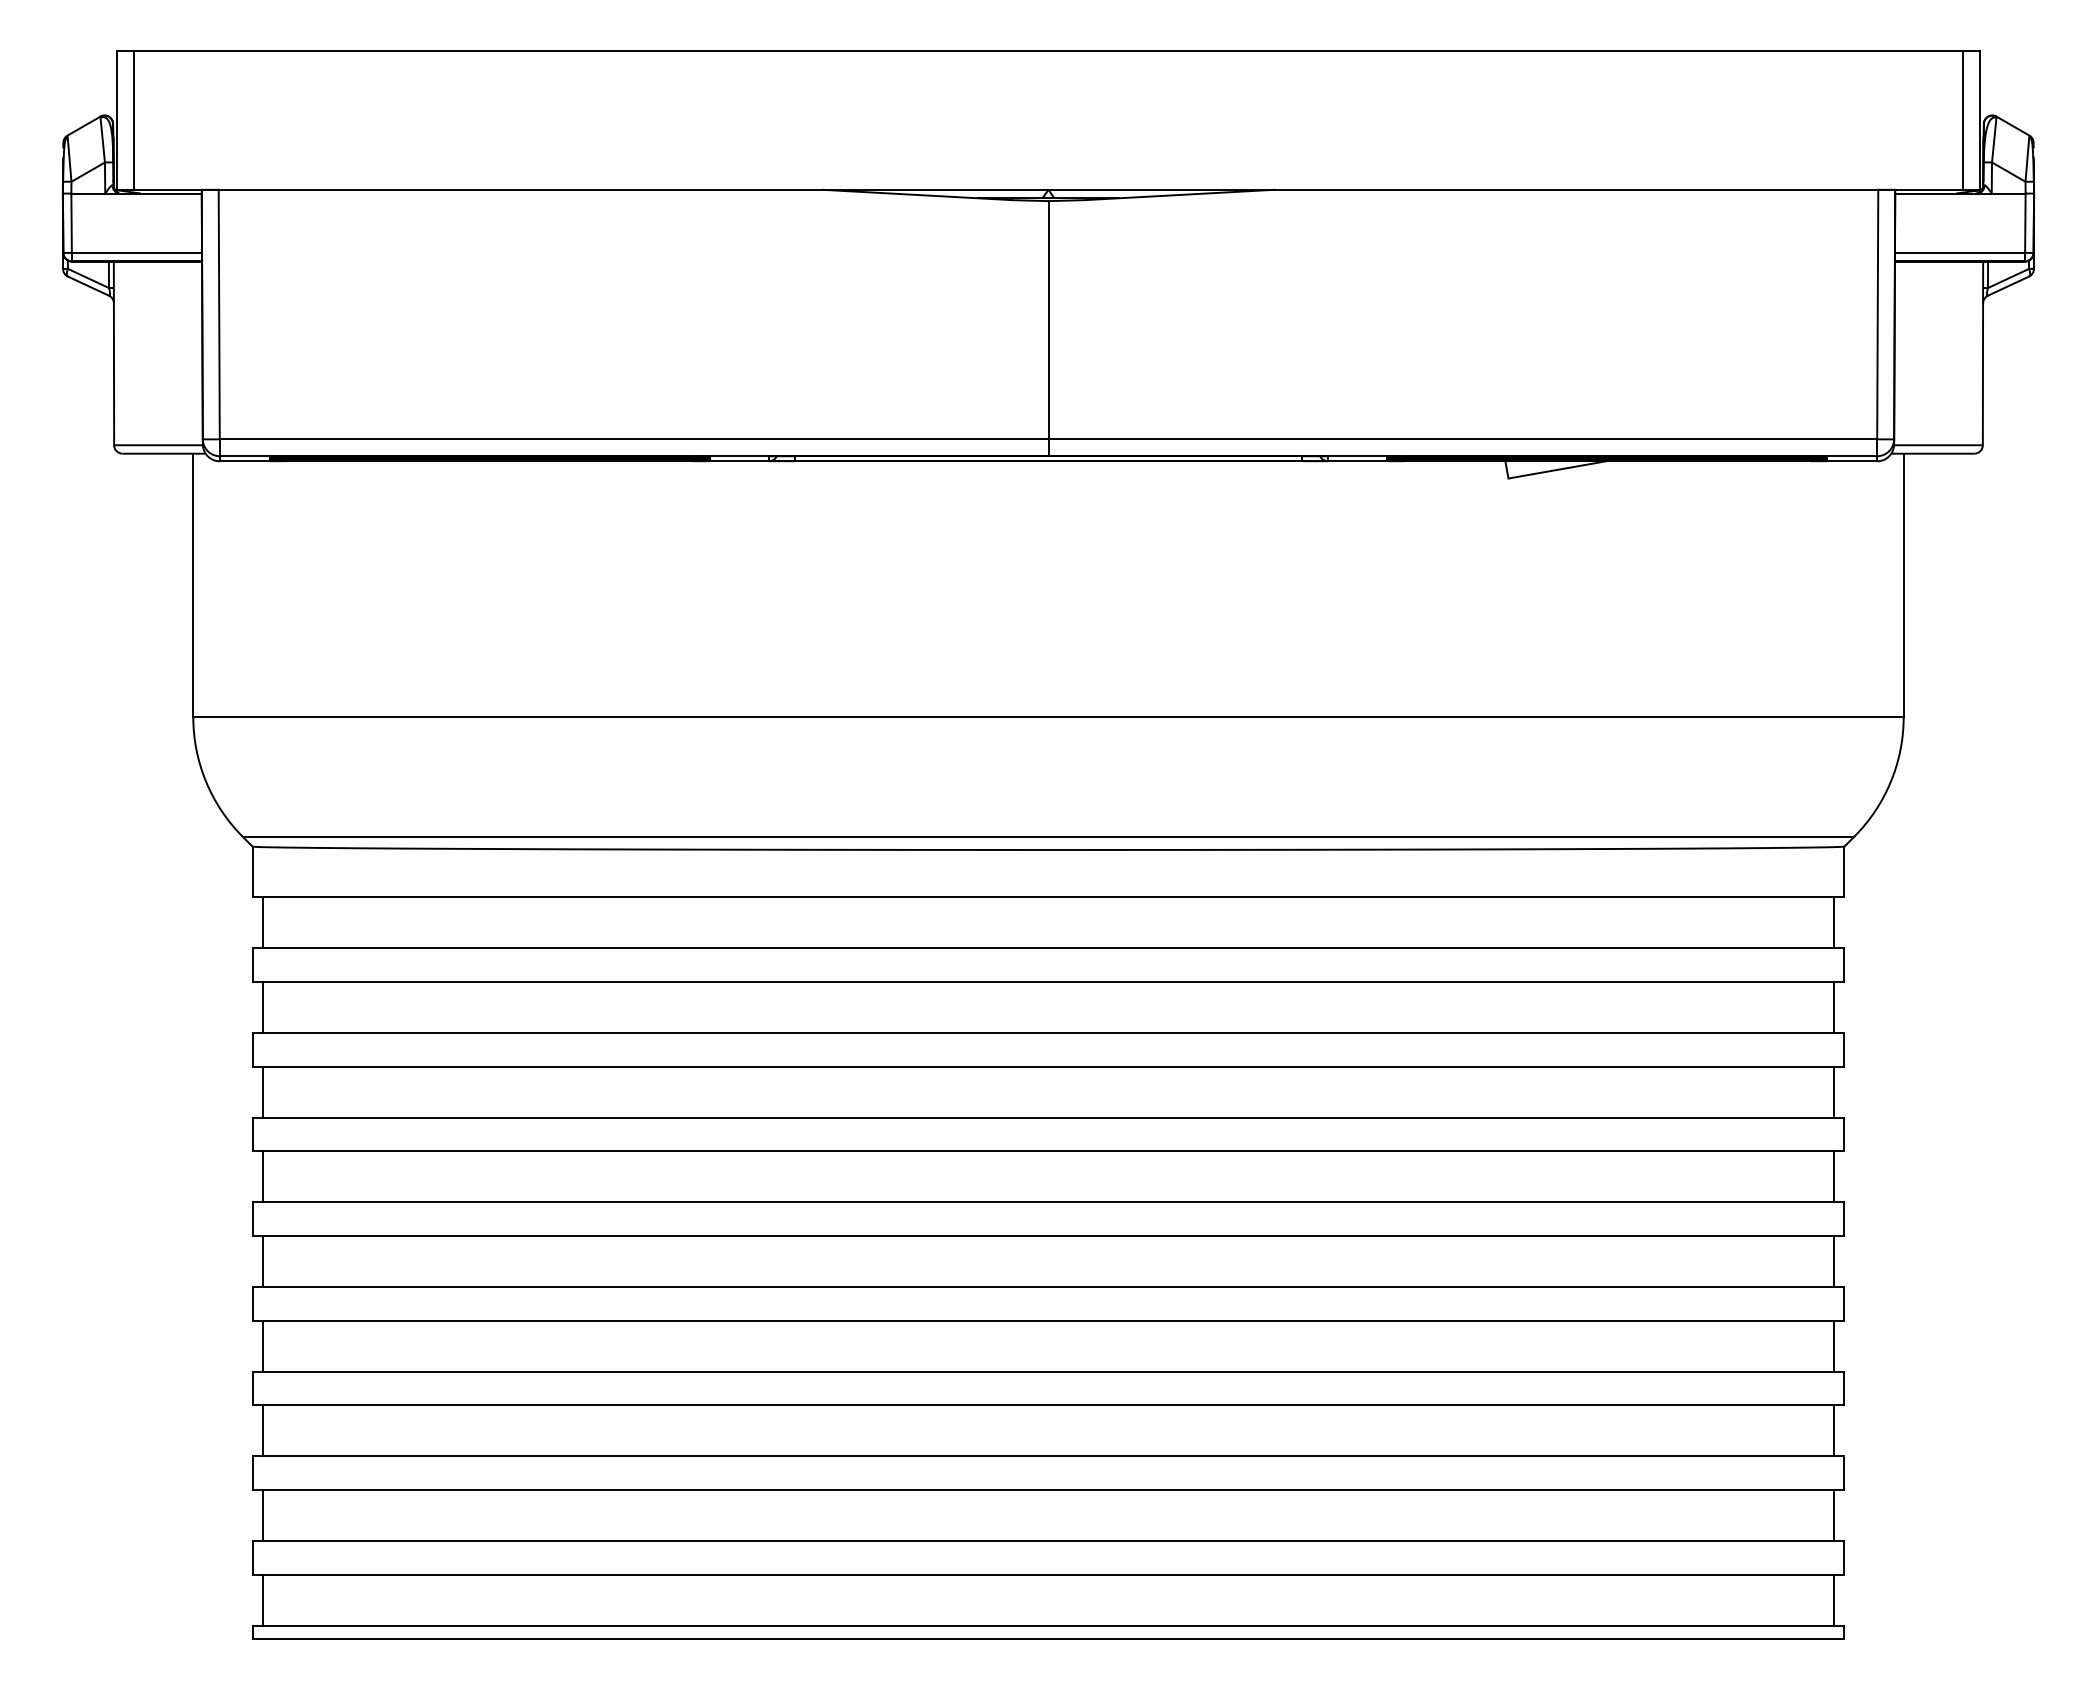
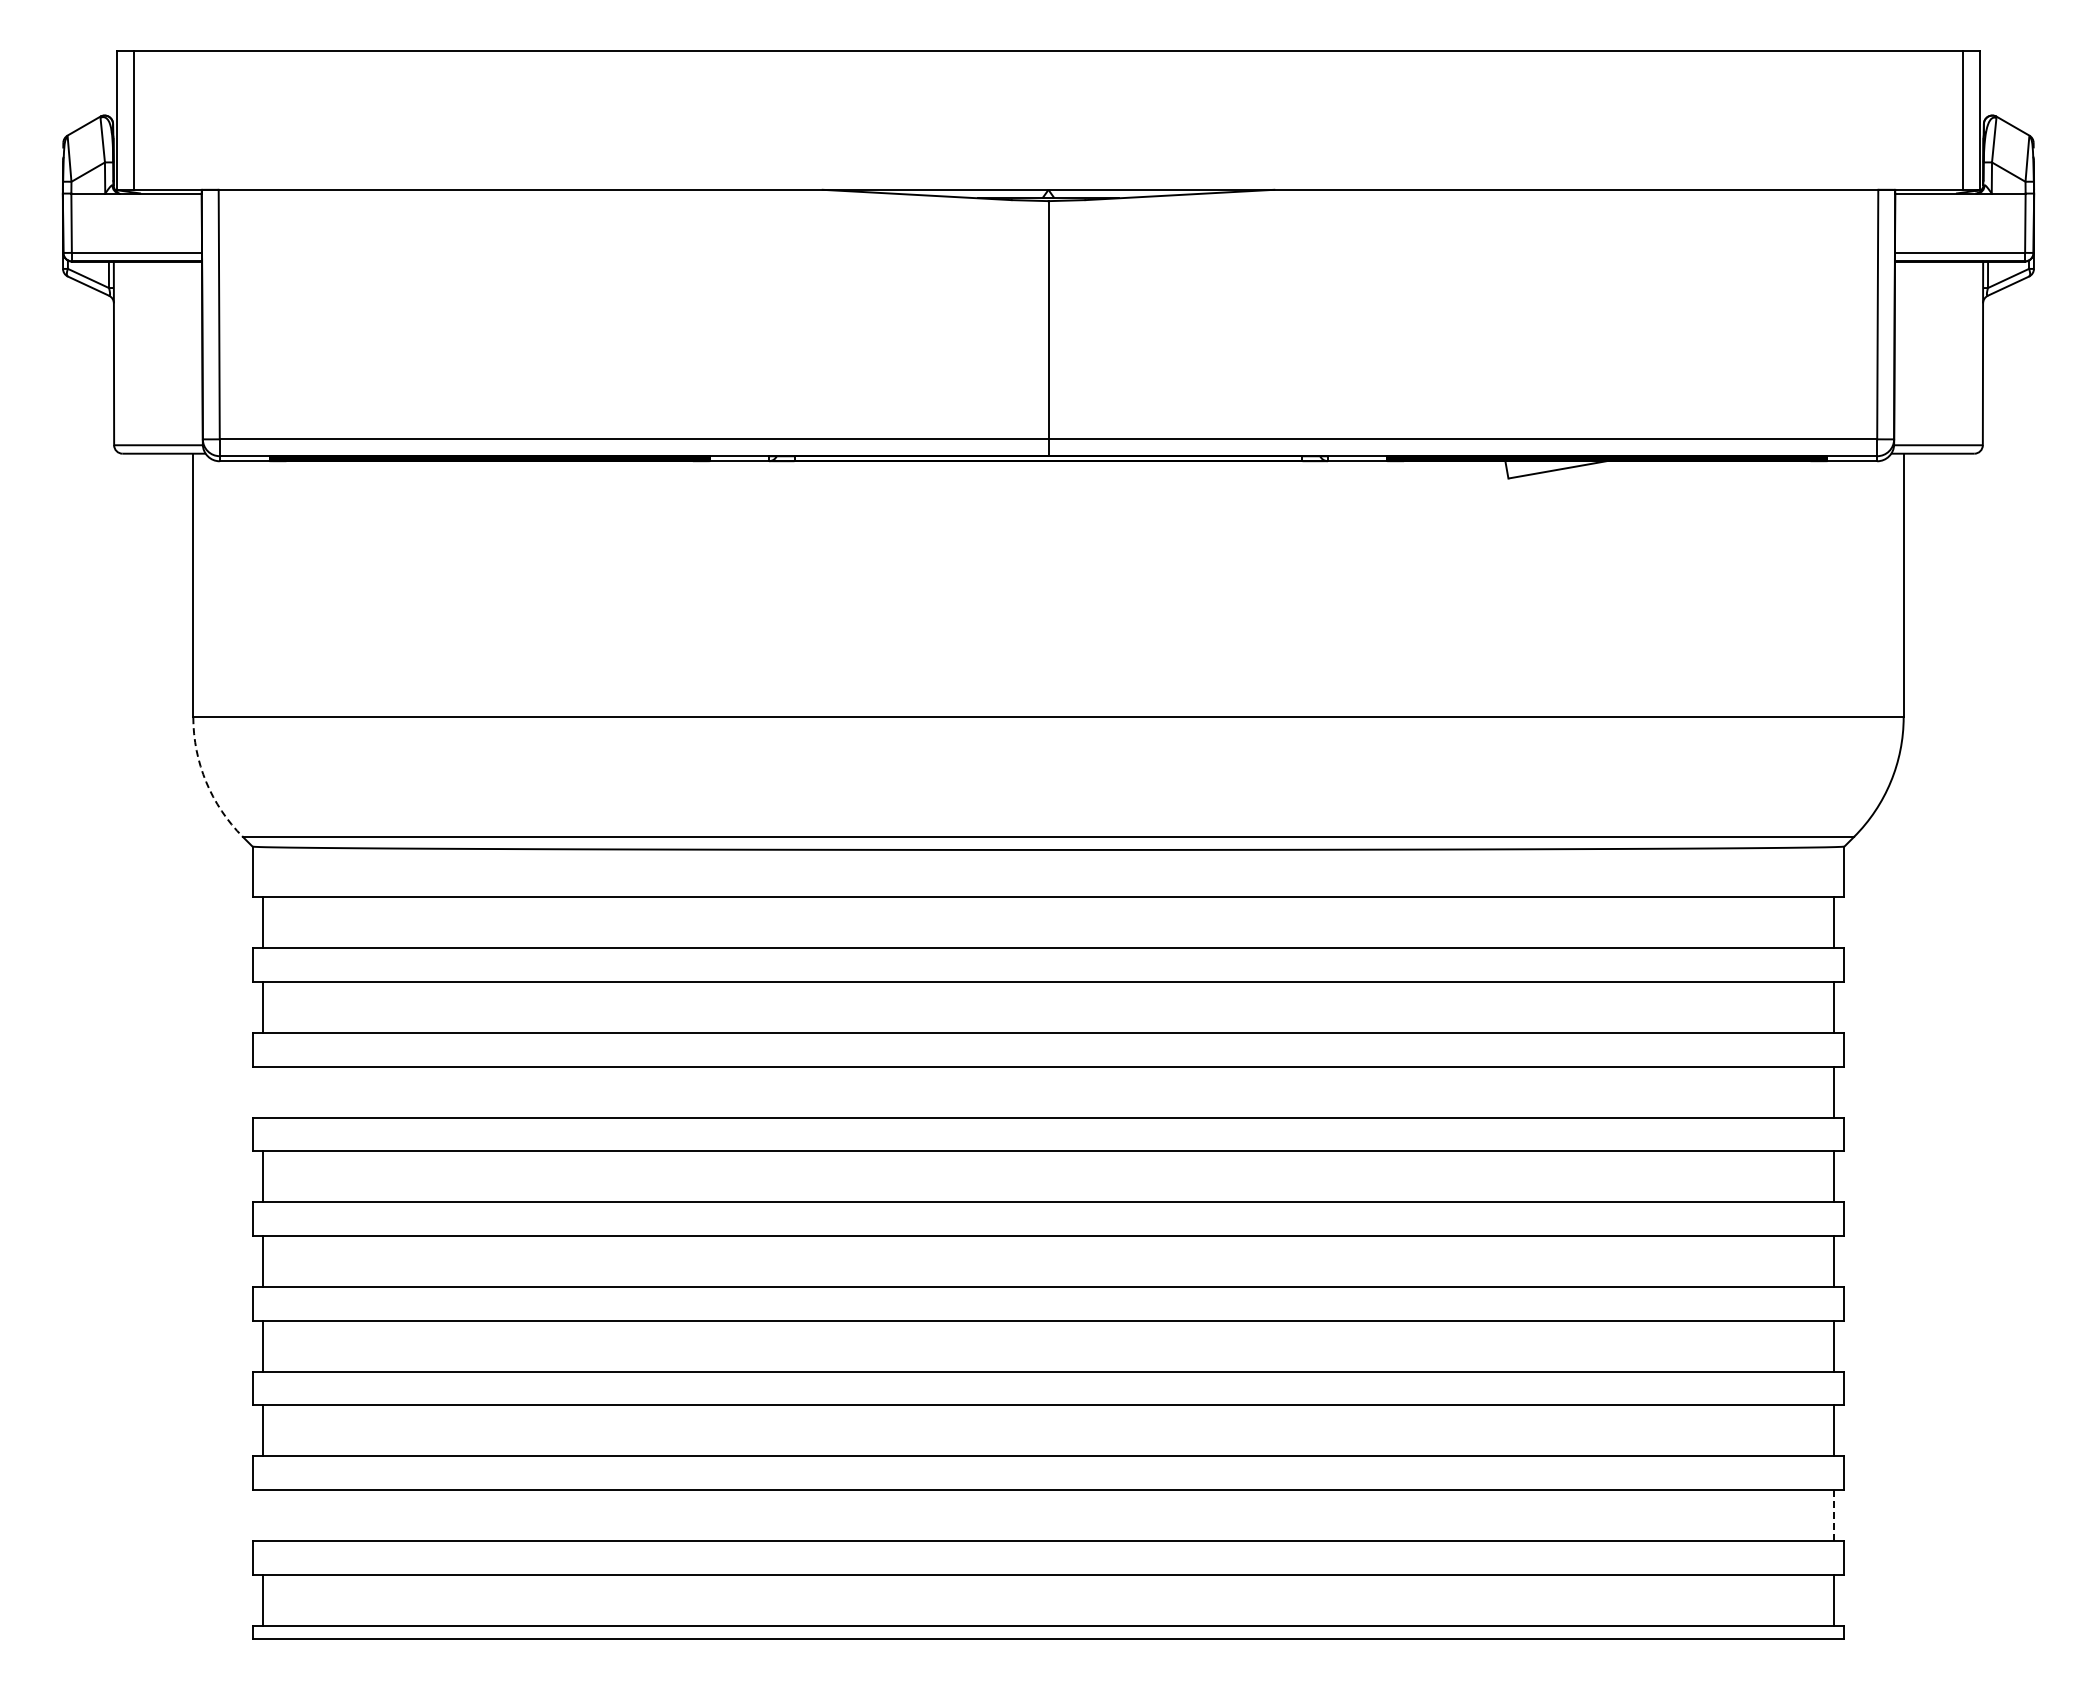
arc: solid -> dashed (206, 781)
line: present -> none (262, 1091)
line: present -> none (262, 1515)
line: solid -> dashed (1834, 1516)
